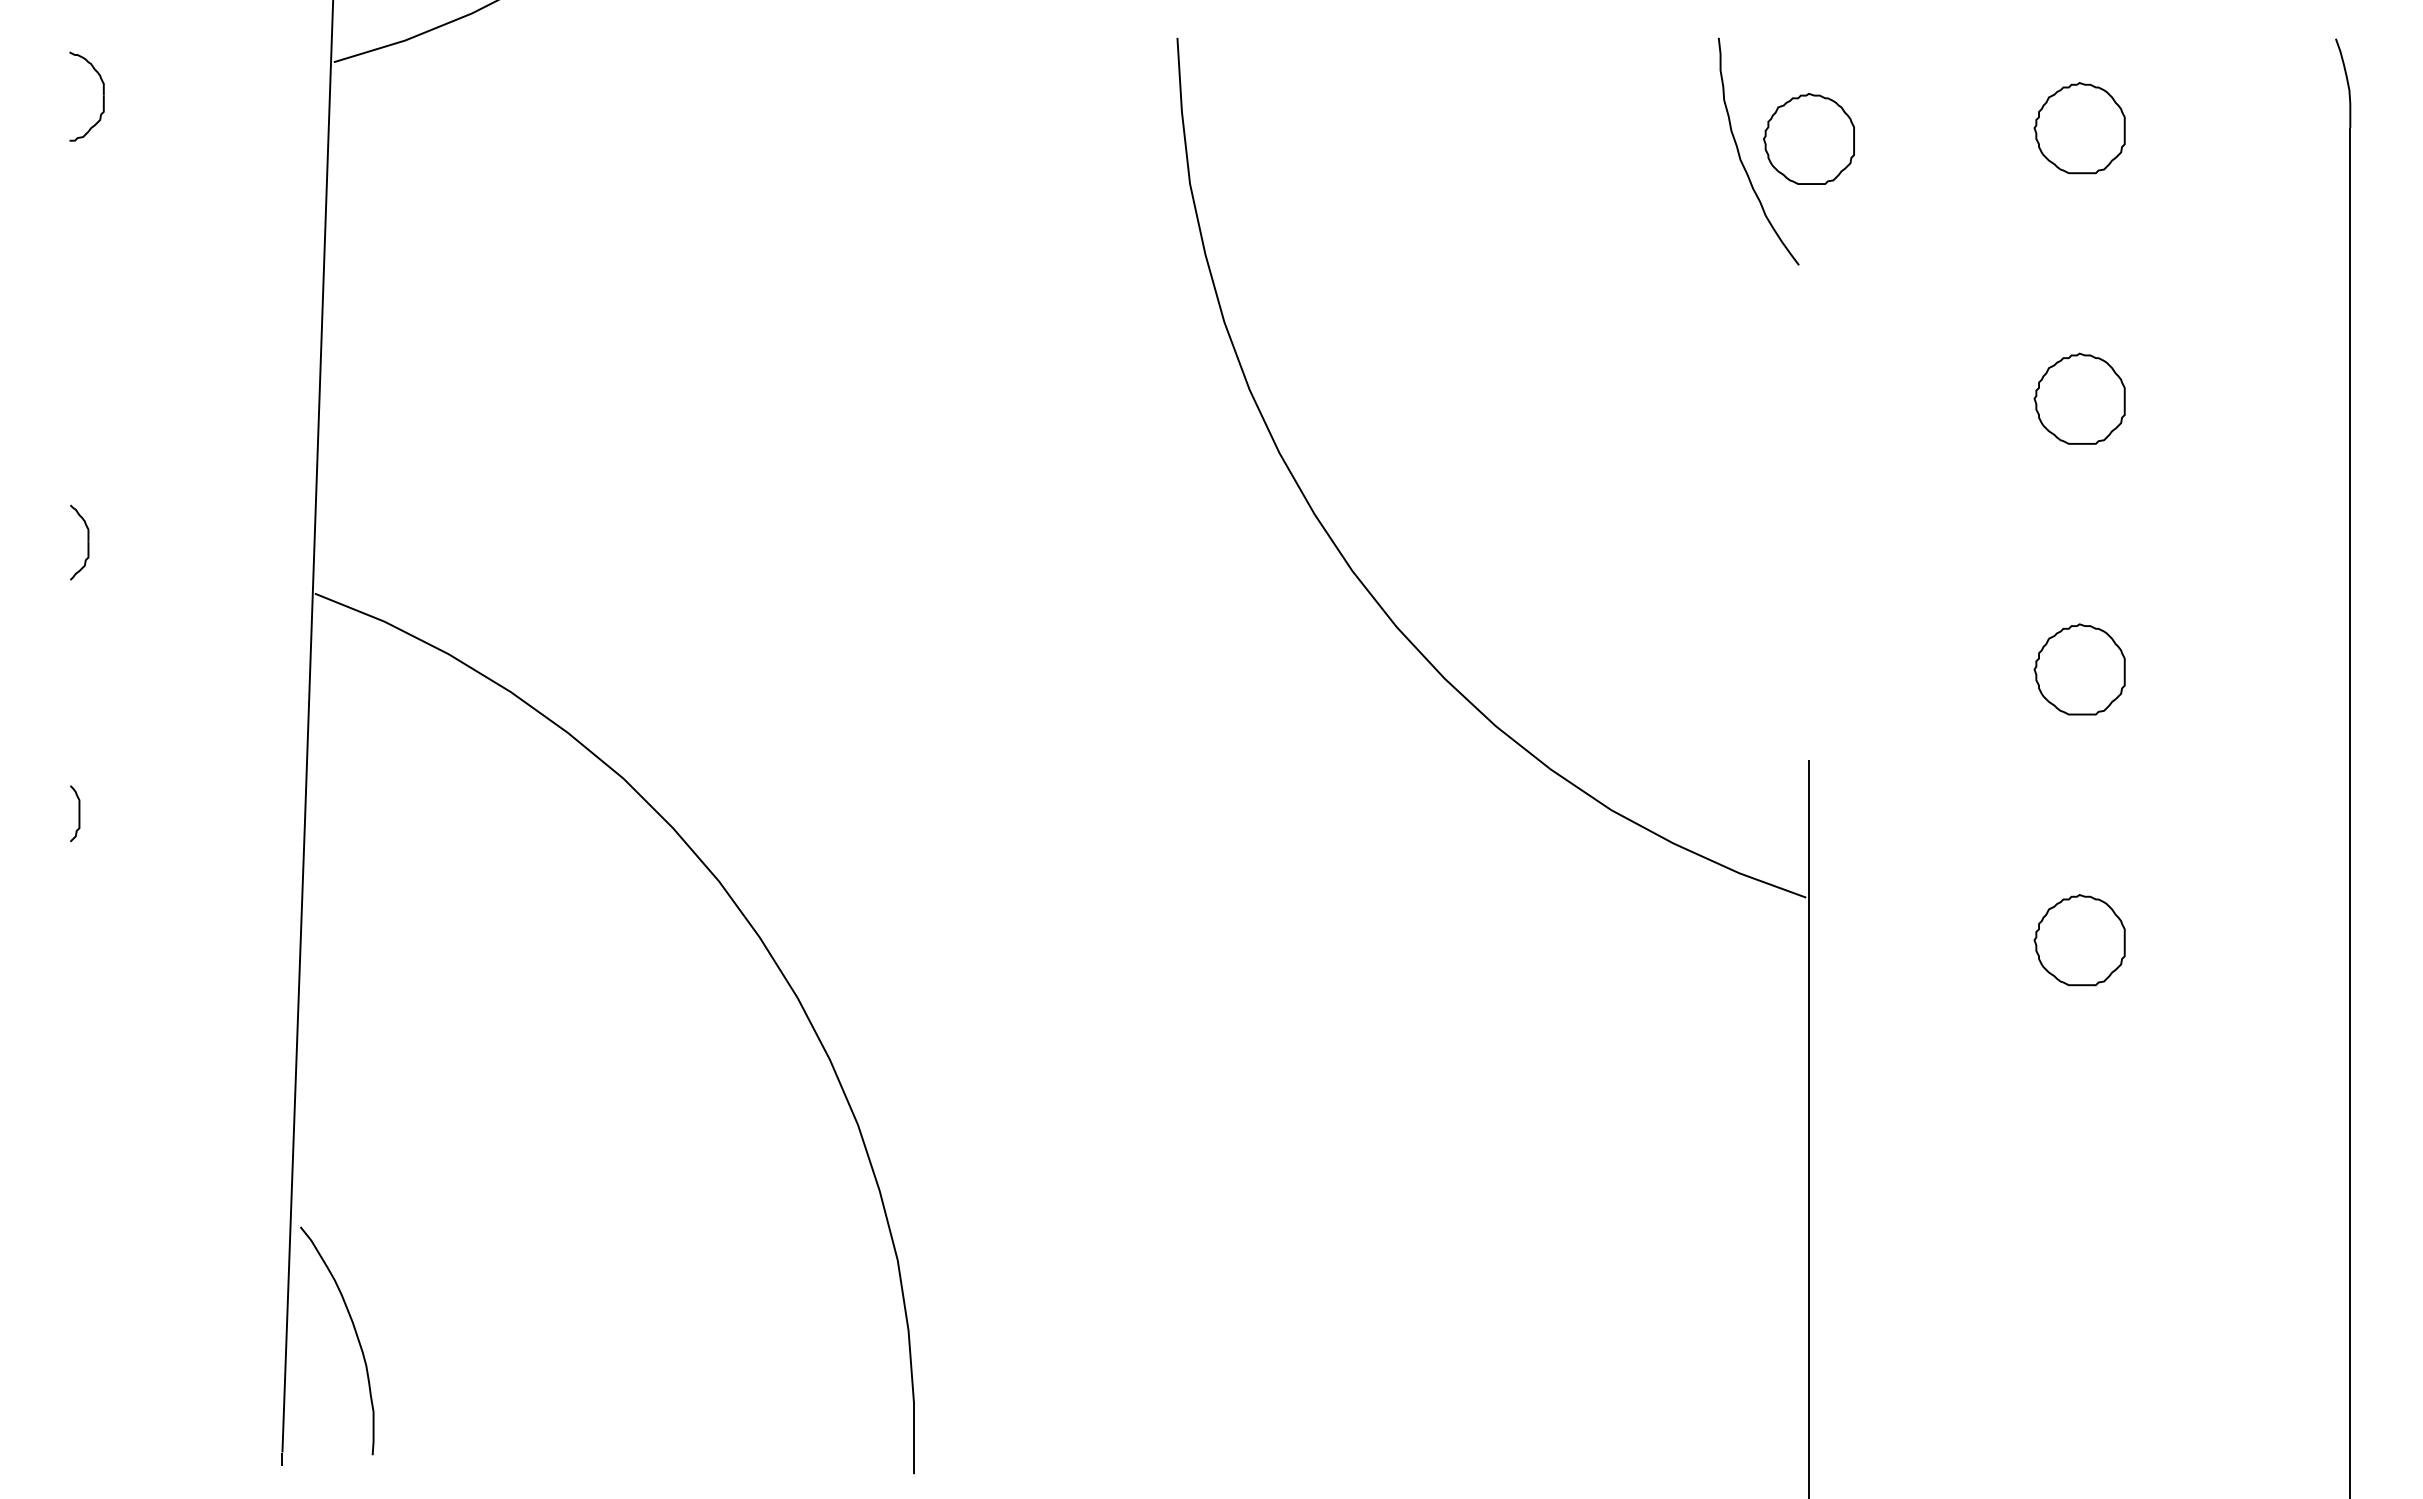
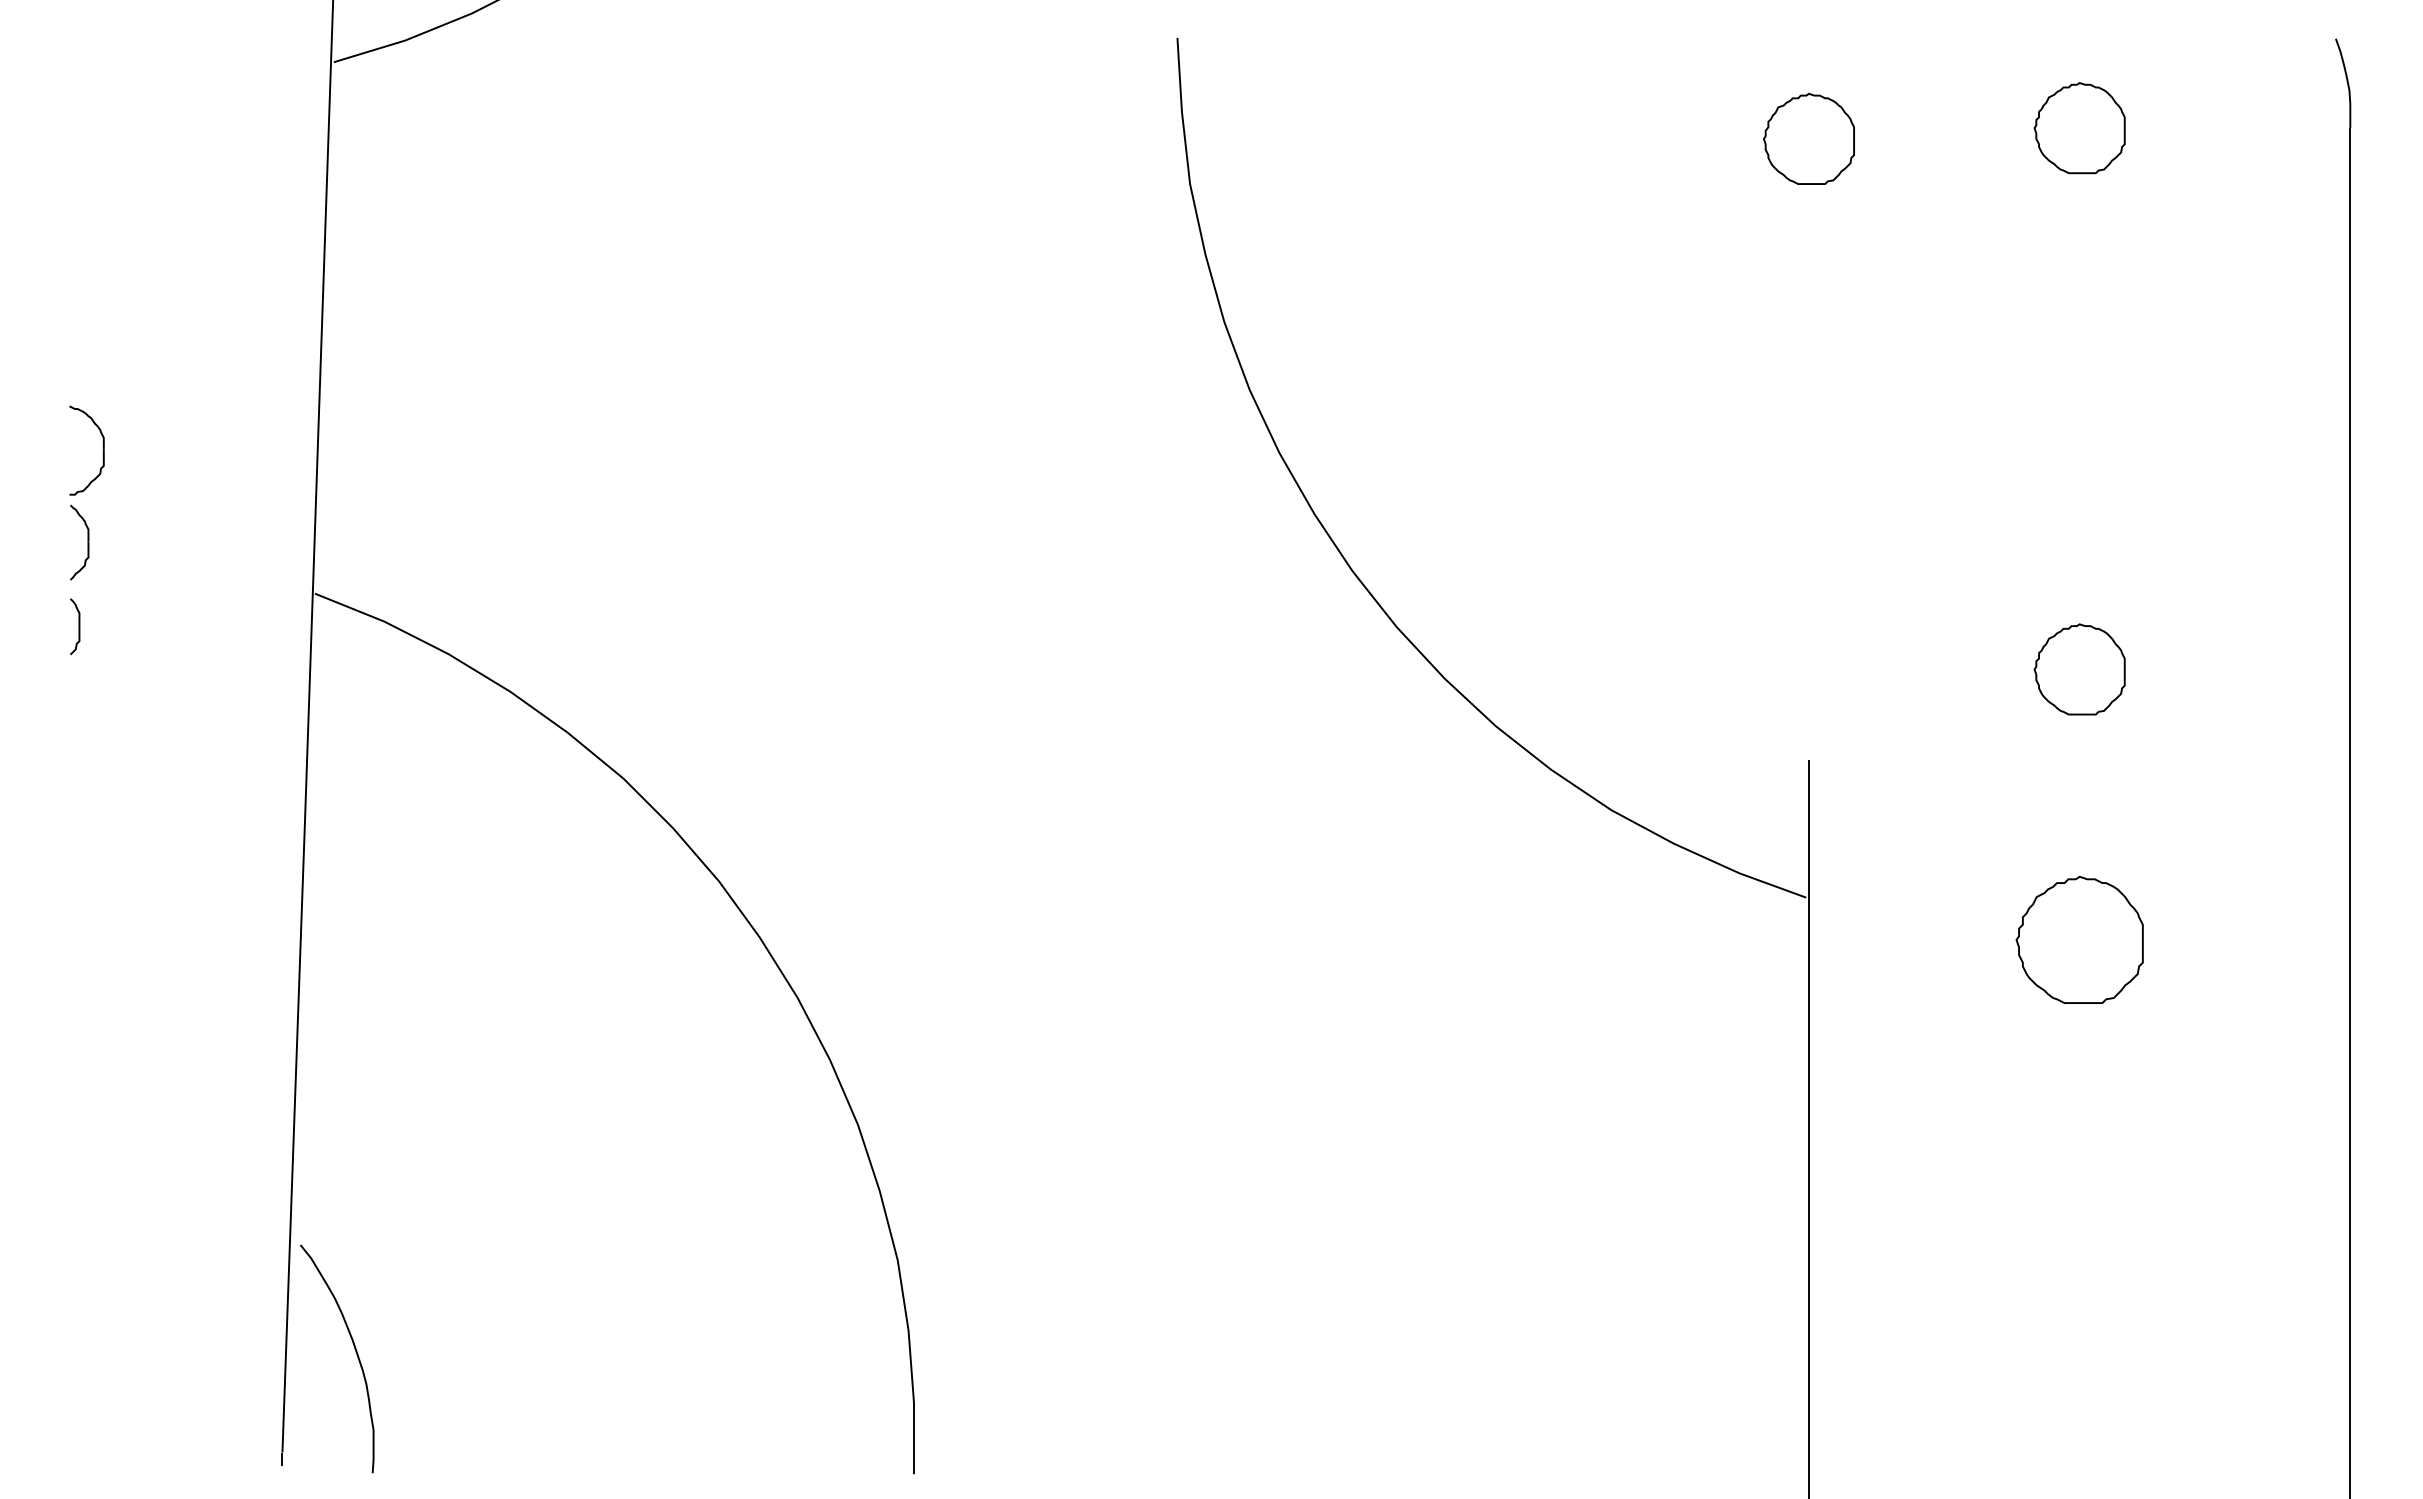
part position: (102, 96) -> (102, 450) (102, 450)
curve: present -> none (1740, 155)
part: present -> none (2079, 398)
part position: (75, 813) -> (75, 626) (75, 626)
part size: 93x93 px -> 129x129 px (2079, 939)
curve position: (355, 1334) -> (355, 1352) (355, 1352)
